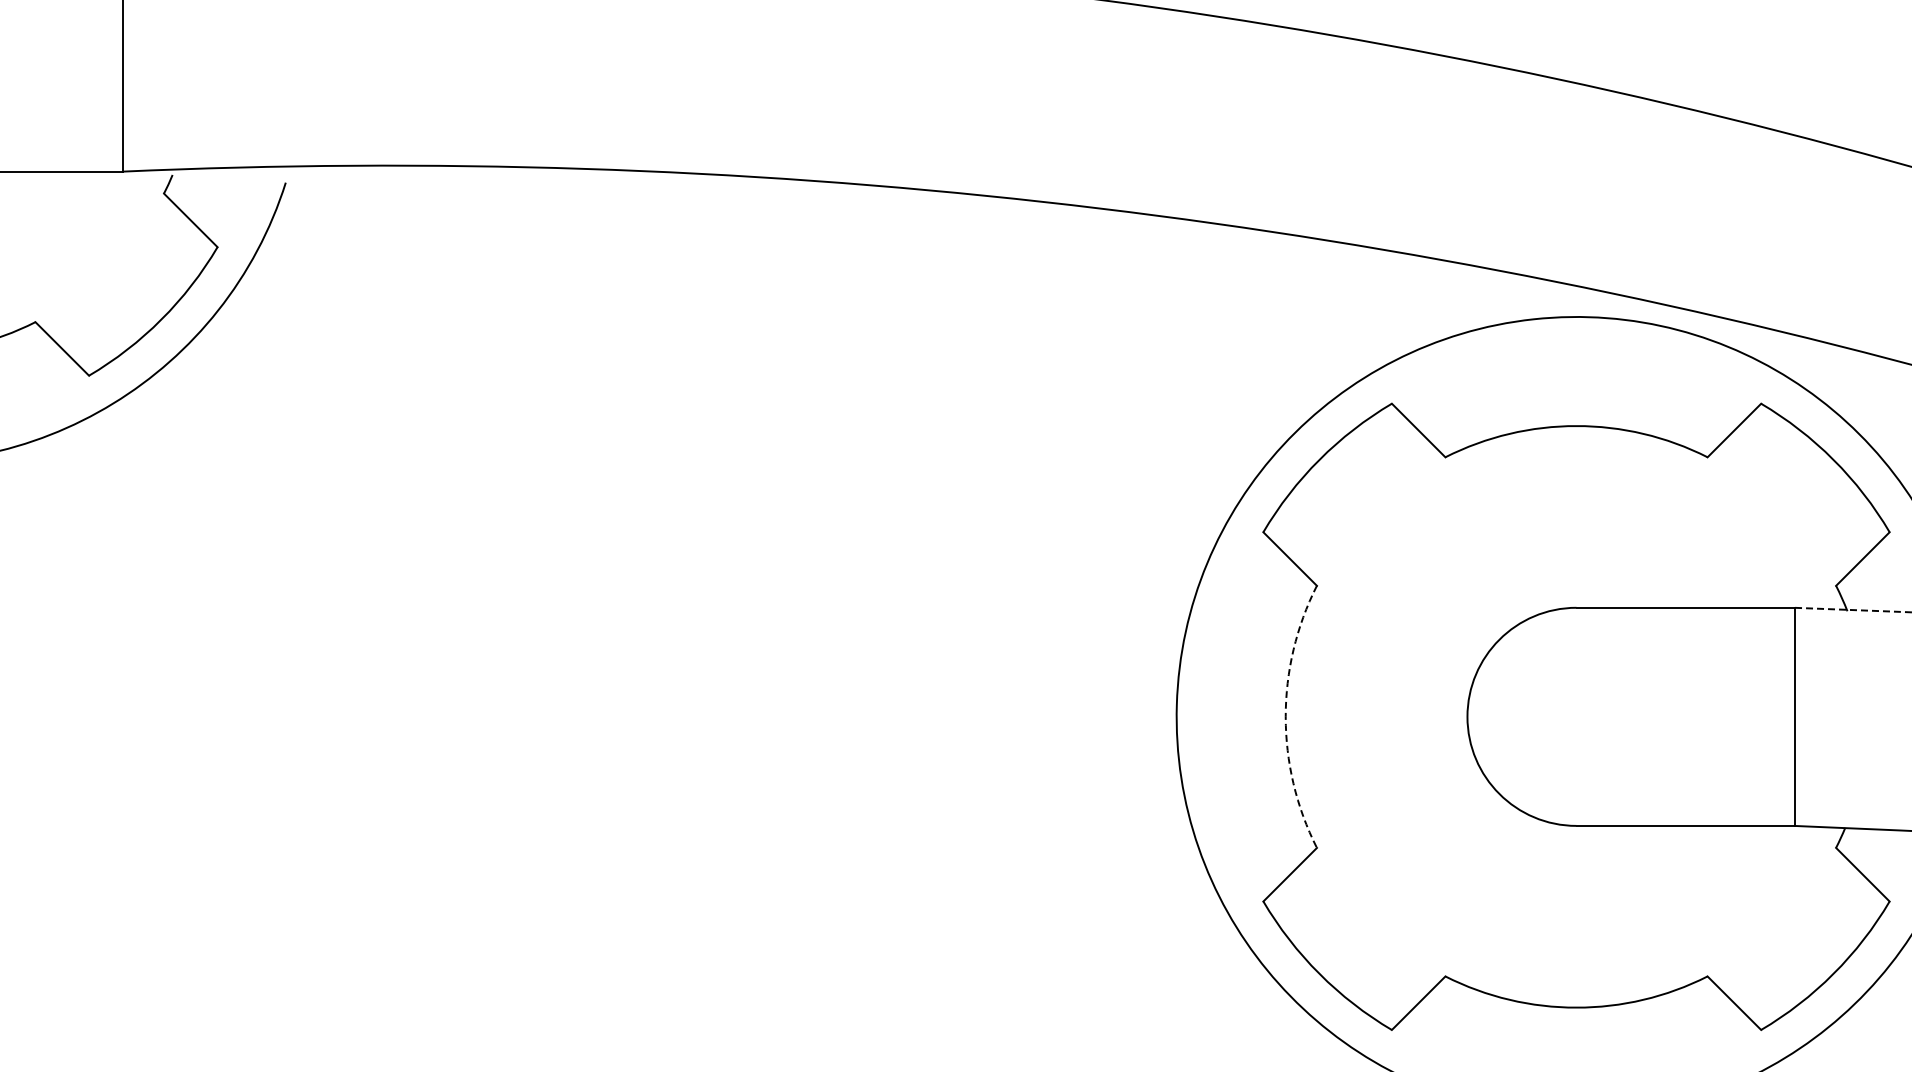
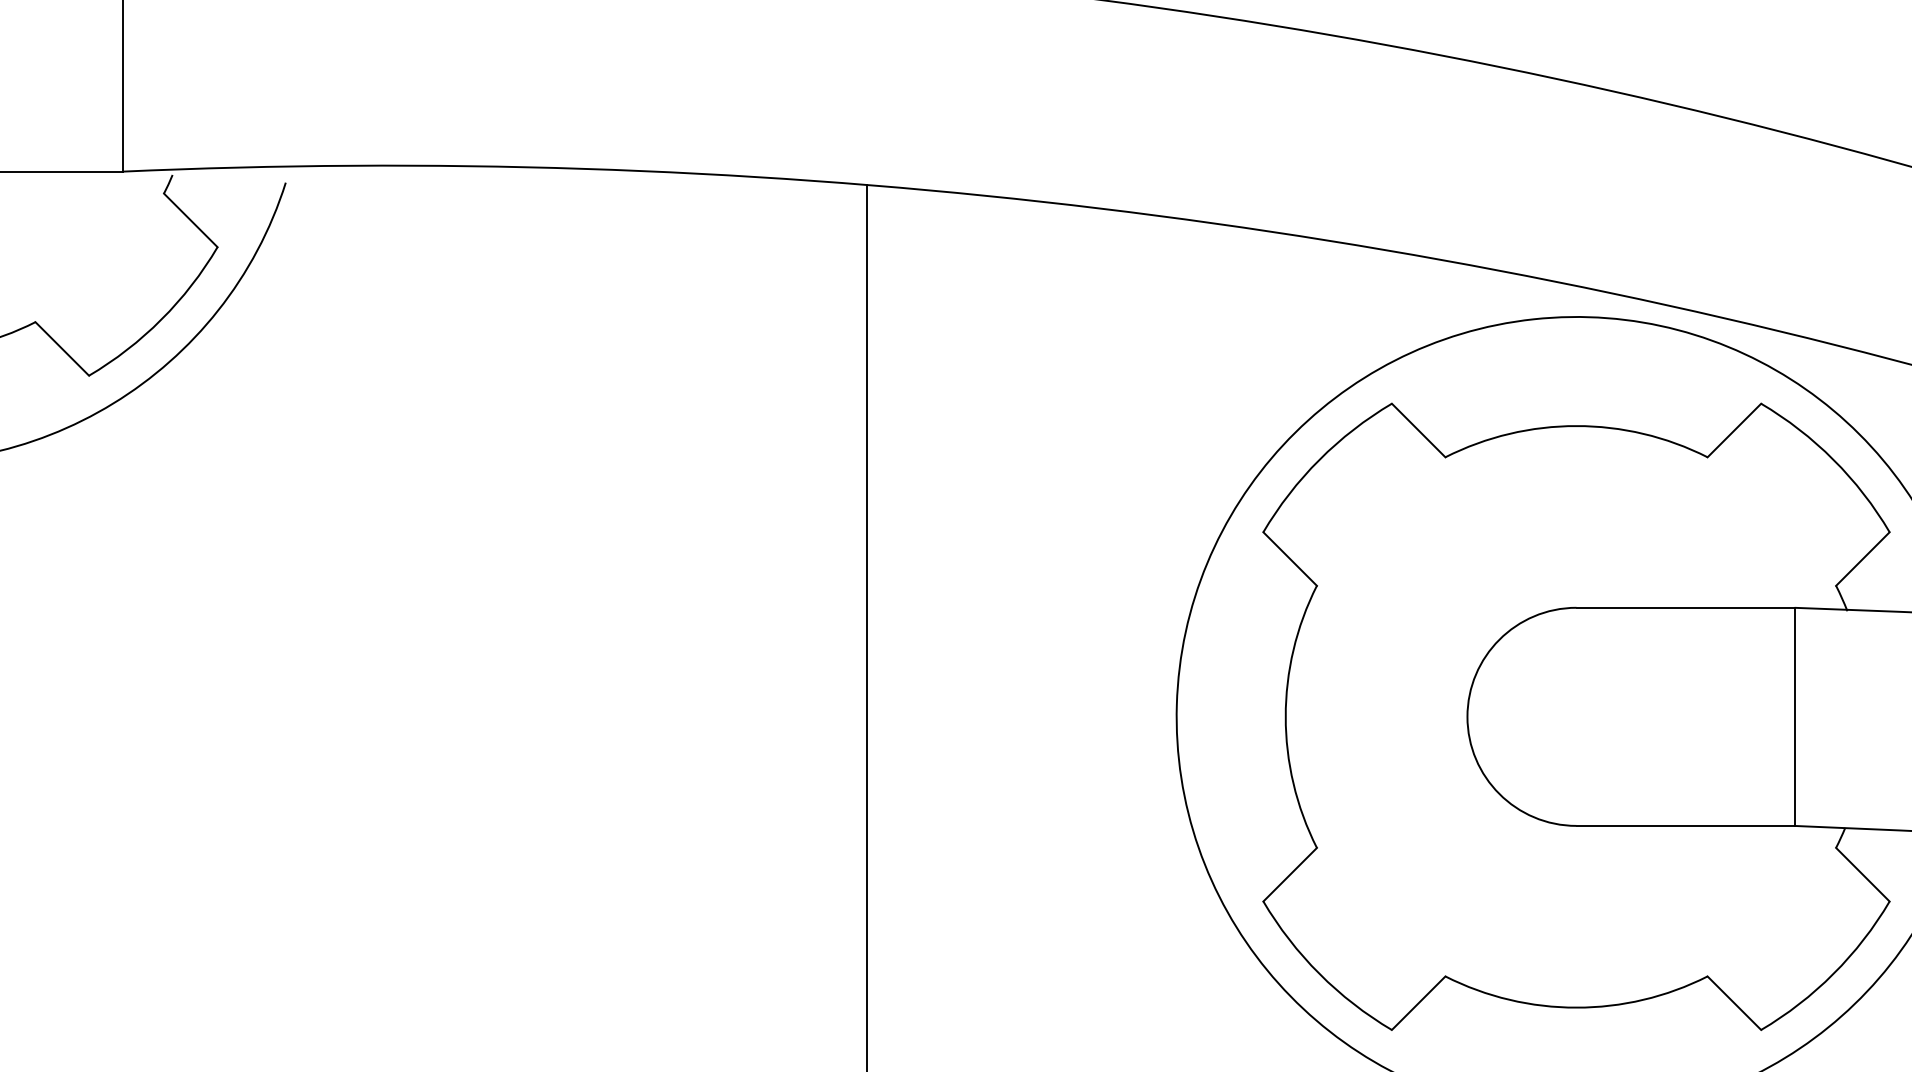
arc: dashed -> solid (1852, 610)
line: none -> present (867, 626)
arc: dashed -> solid (1285, 716)
